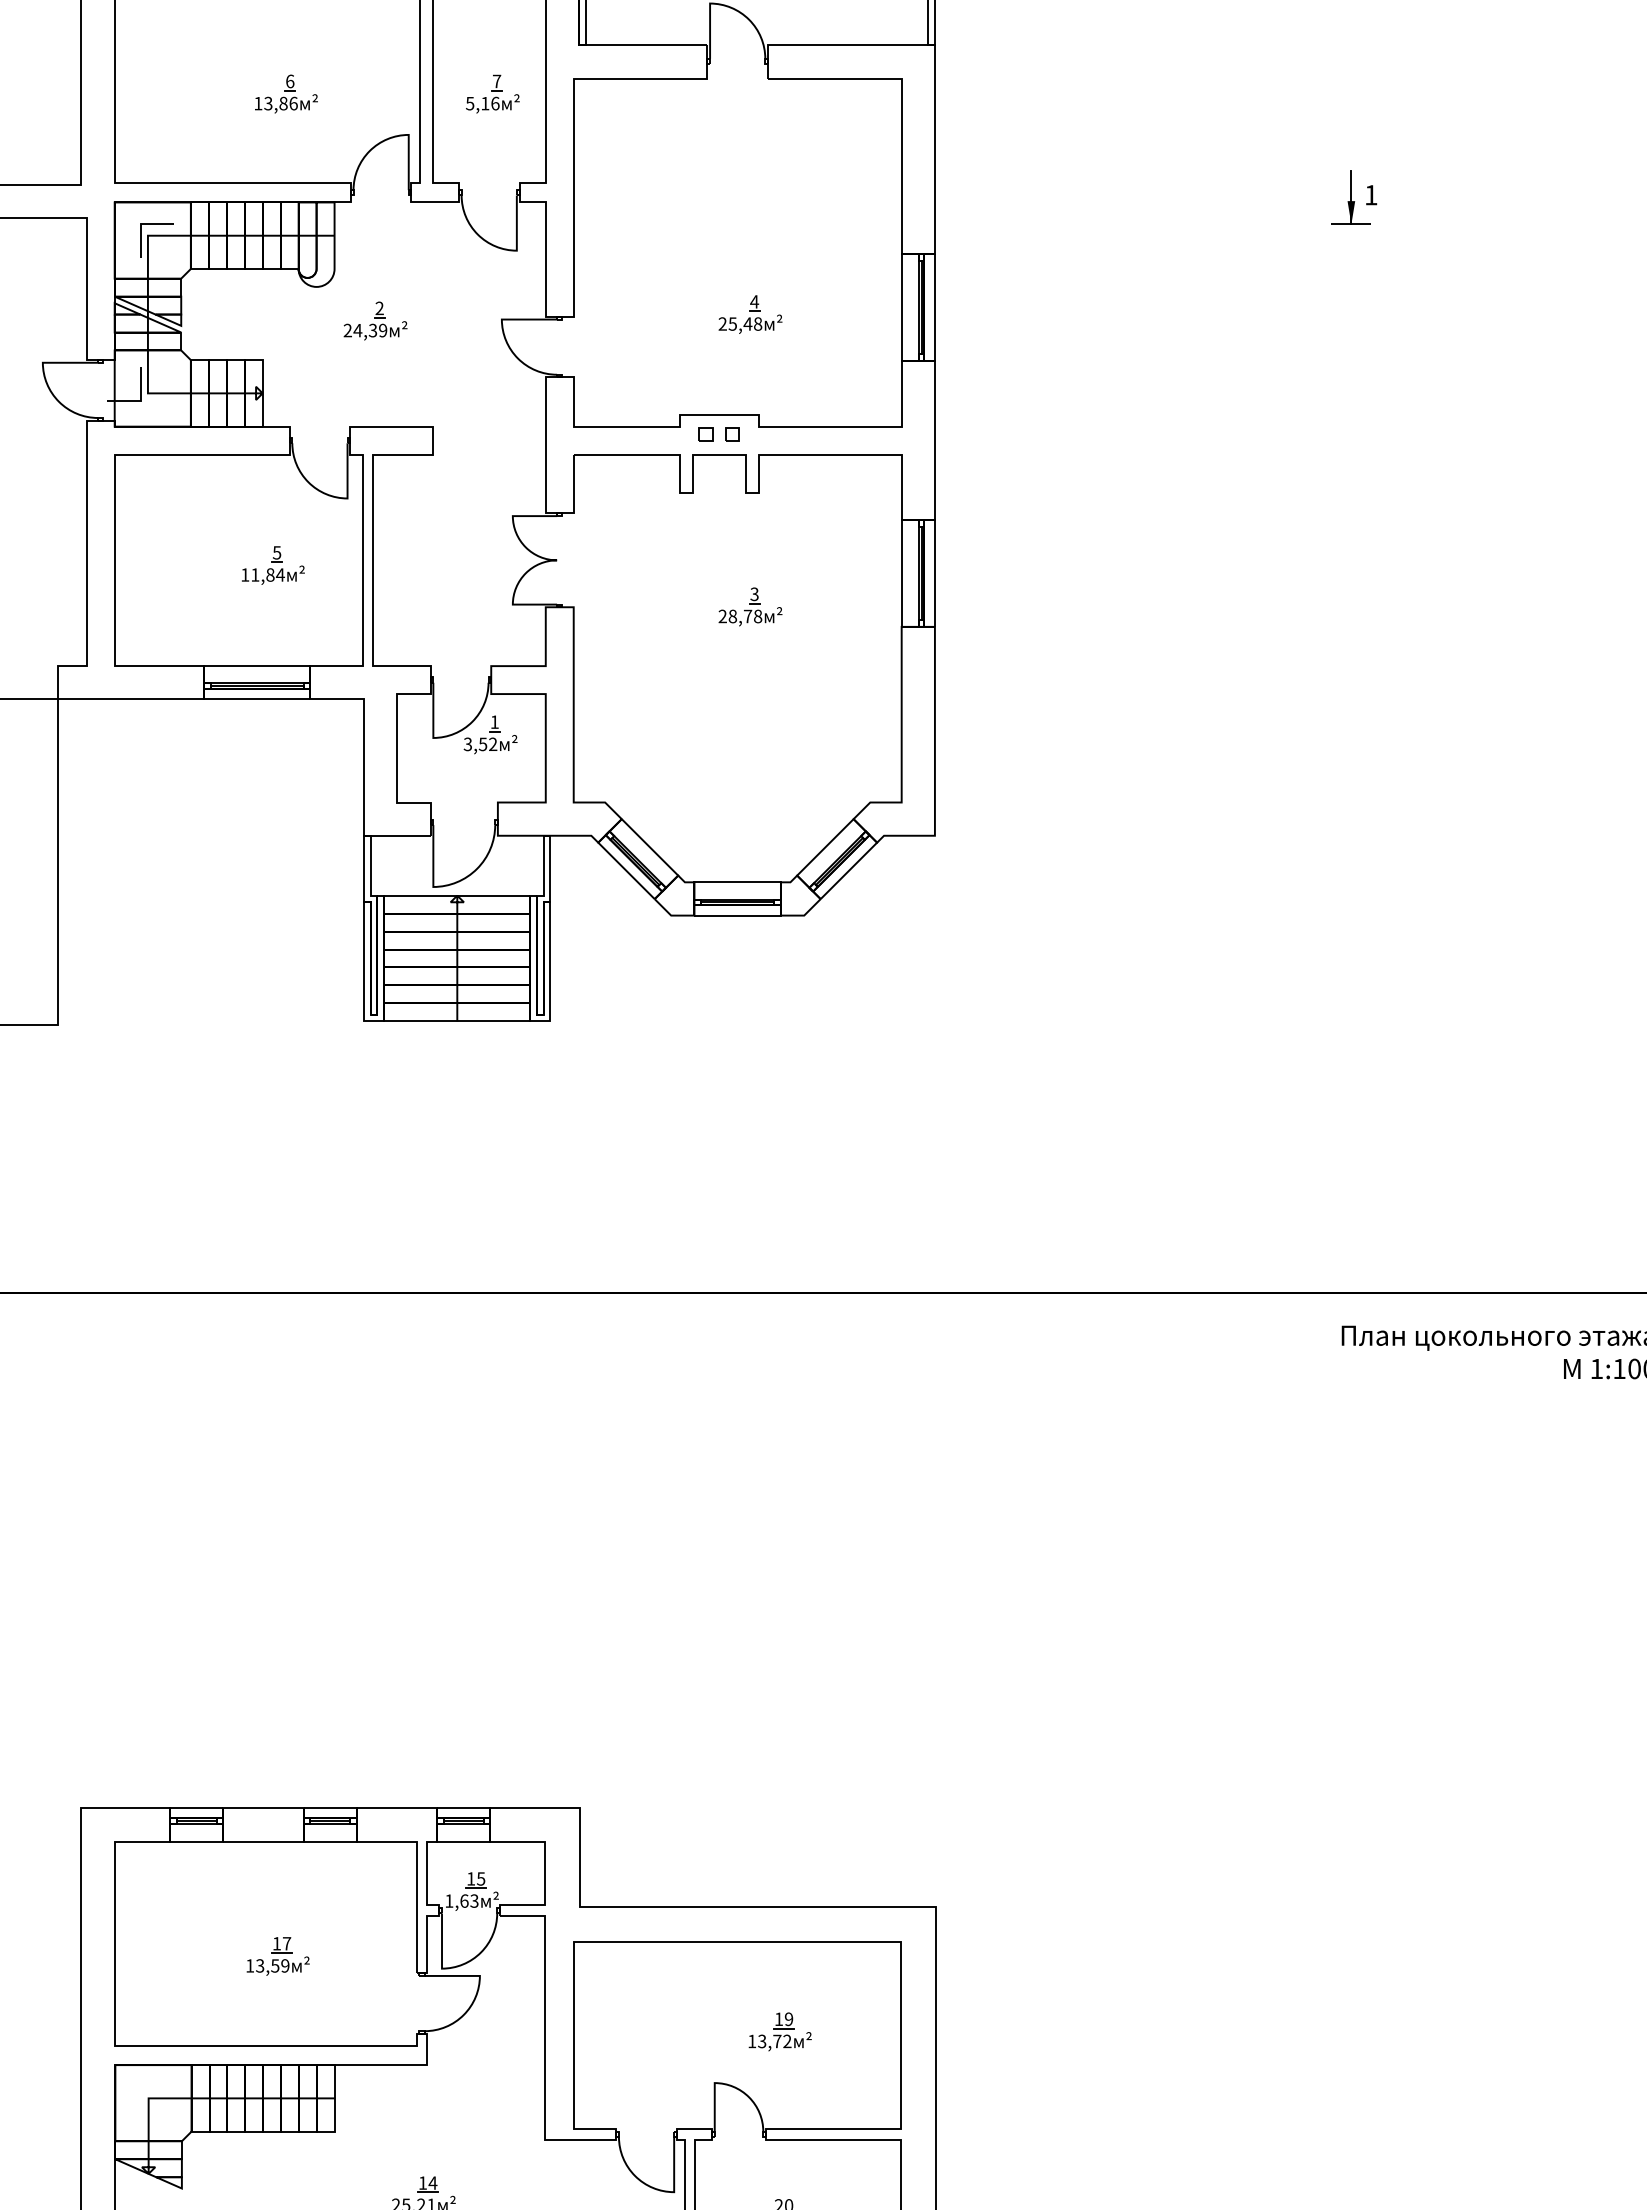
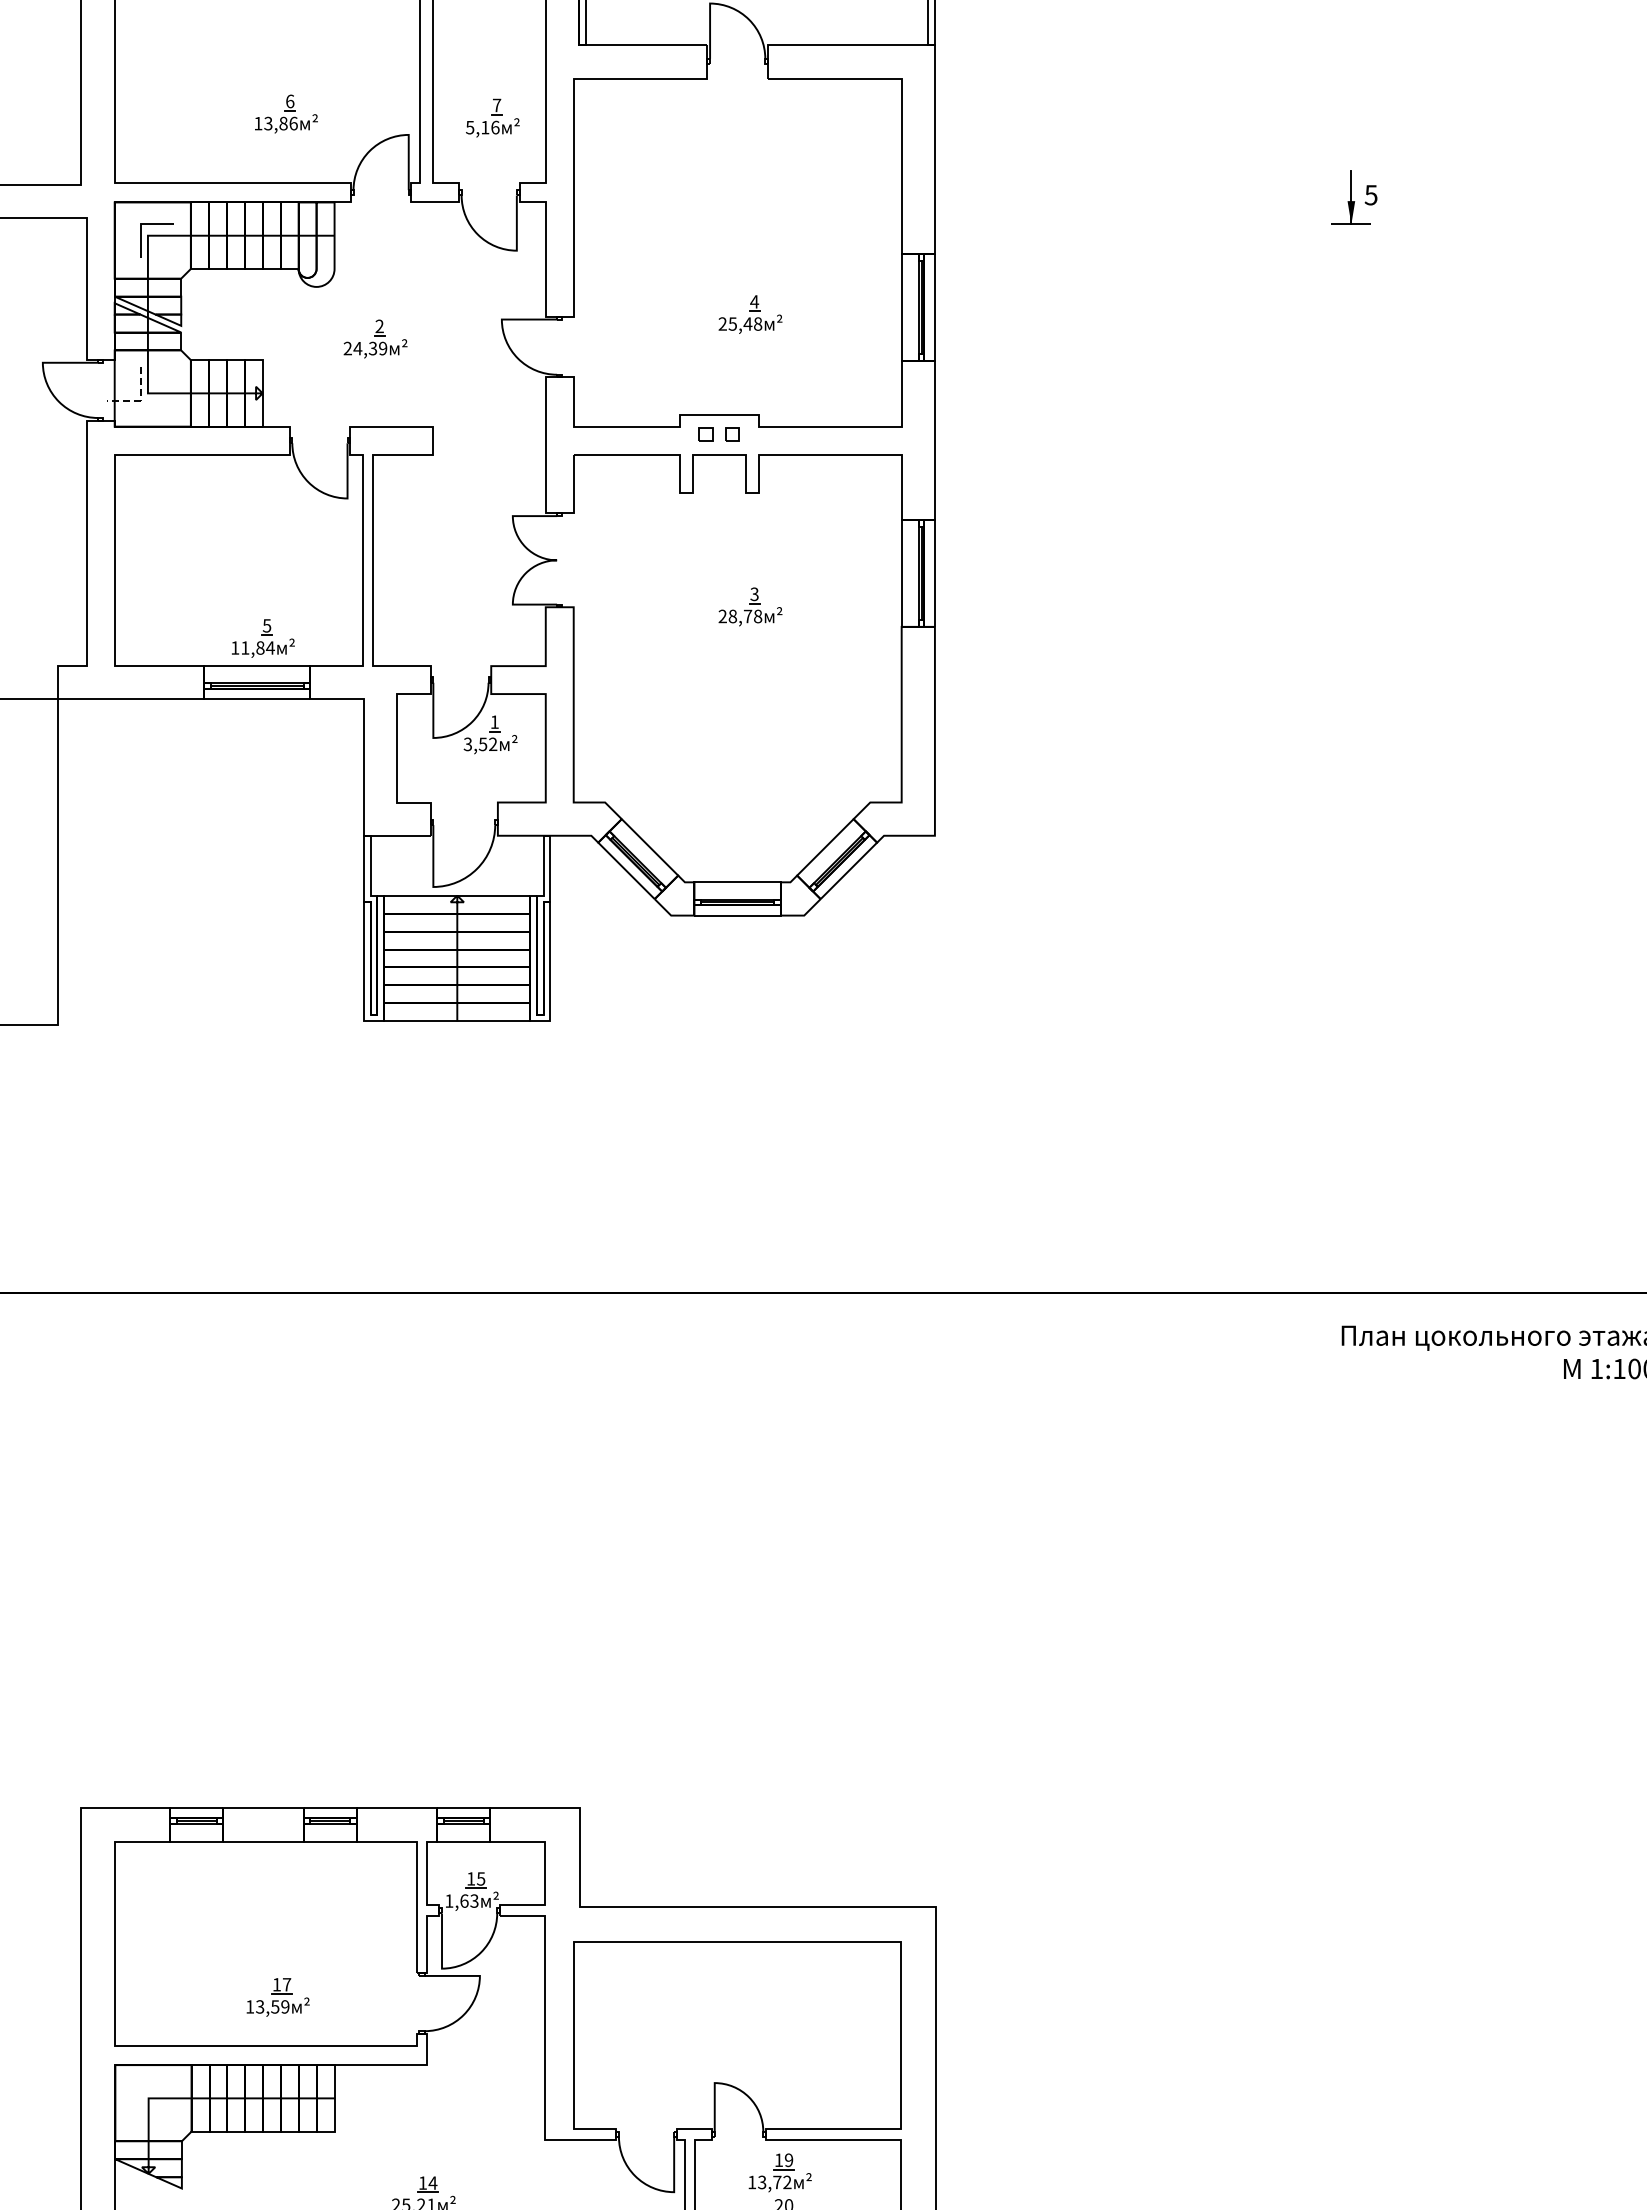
part position: (286, 93) -> (286, 113) (286, 113)
part position: (492, 93) -> (492, 117) (492, 117)
text: 1 -> 5 (1370, 195)
part position: (375, 320) -> (375, 338) (375, 338)
line: solid -> dashed (140, 400)
part position: (273, 565) -> (263, 638) (263, 638)
part position: (277, 1956) -> (277, 1997) (277, 1997)
part position: (779, 2031) -> (779, 2172) (779, 2172)
